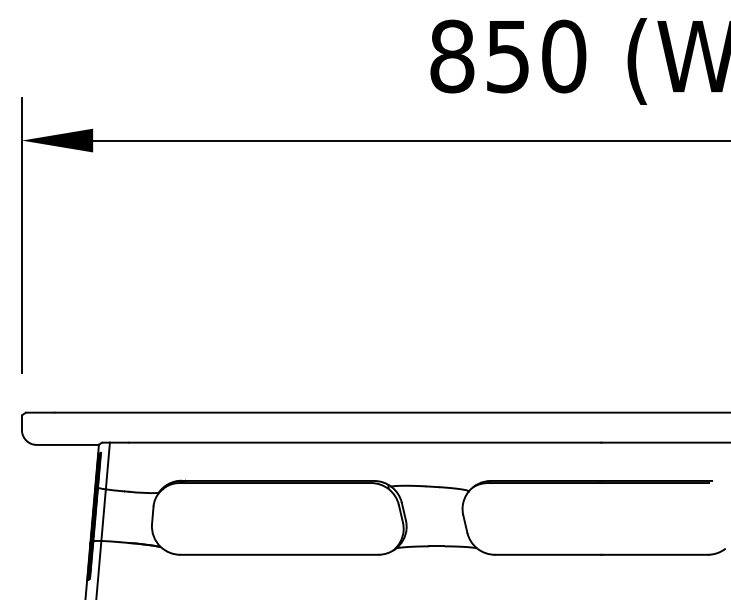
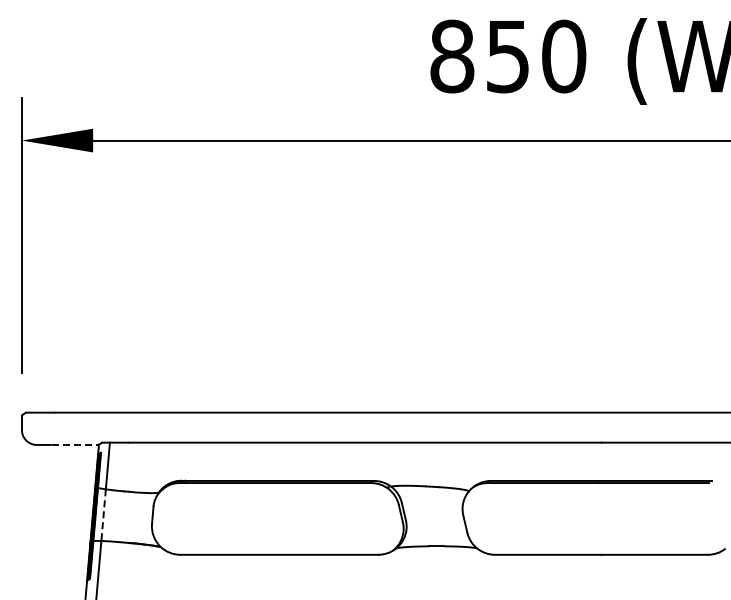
line: solid -> dashed (75, 444)
line: solid -> dashed (103, 515)
